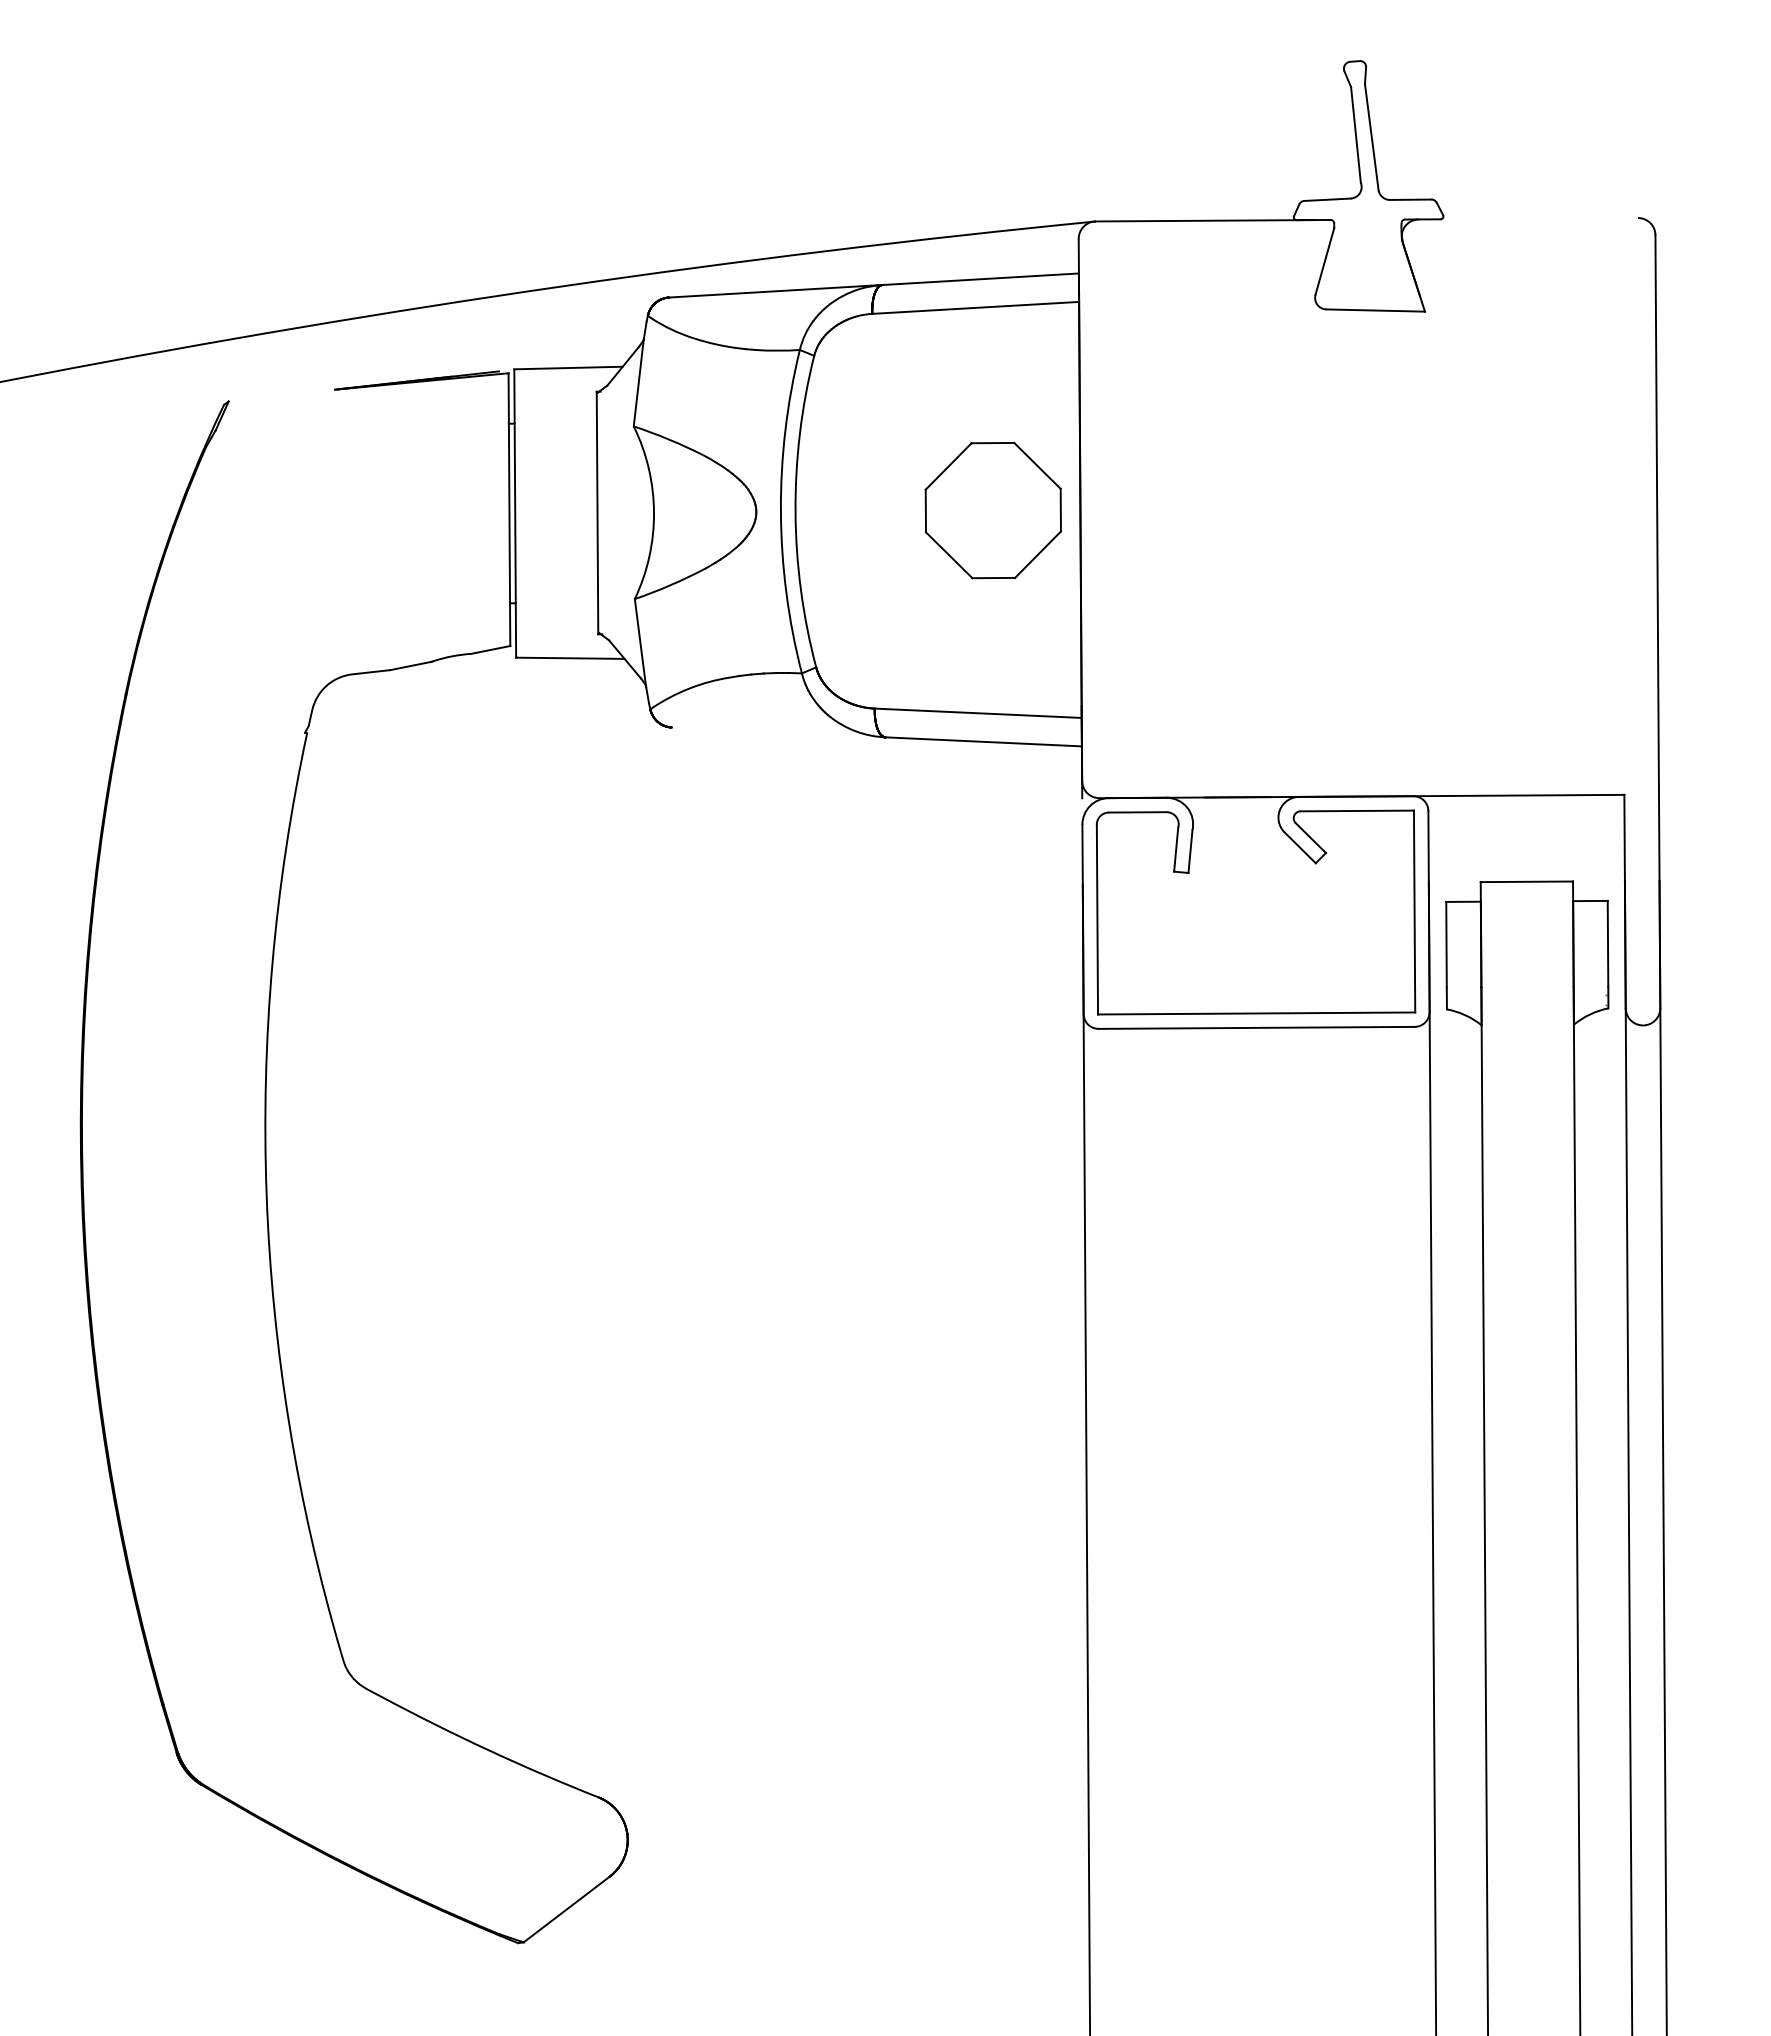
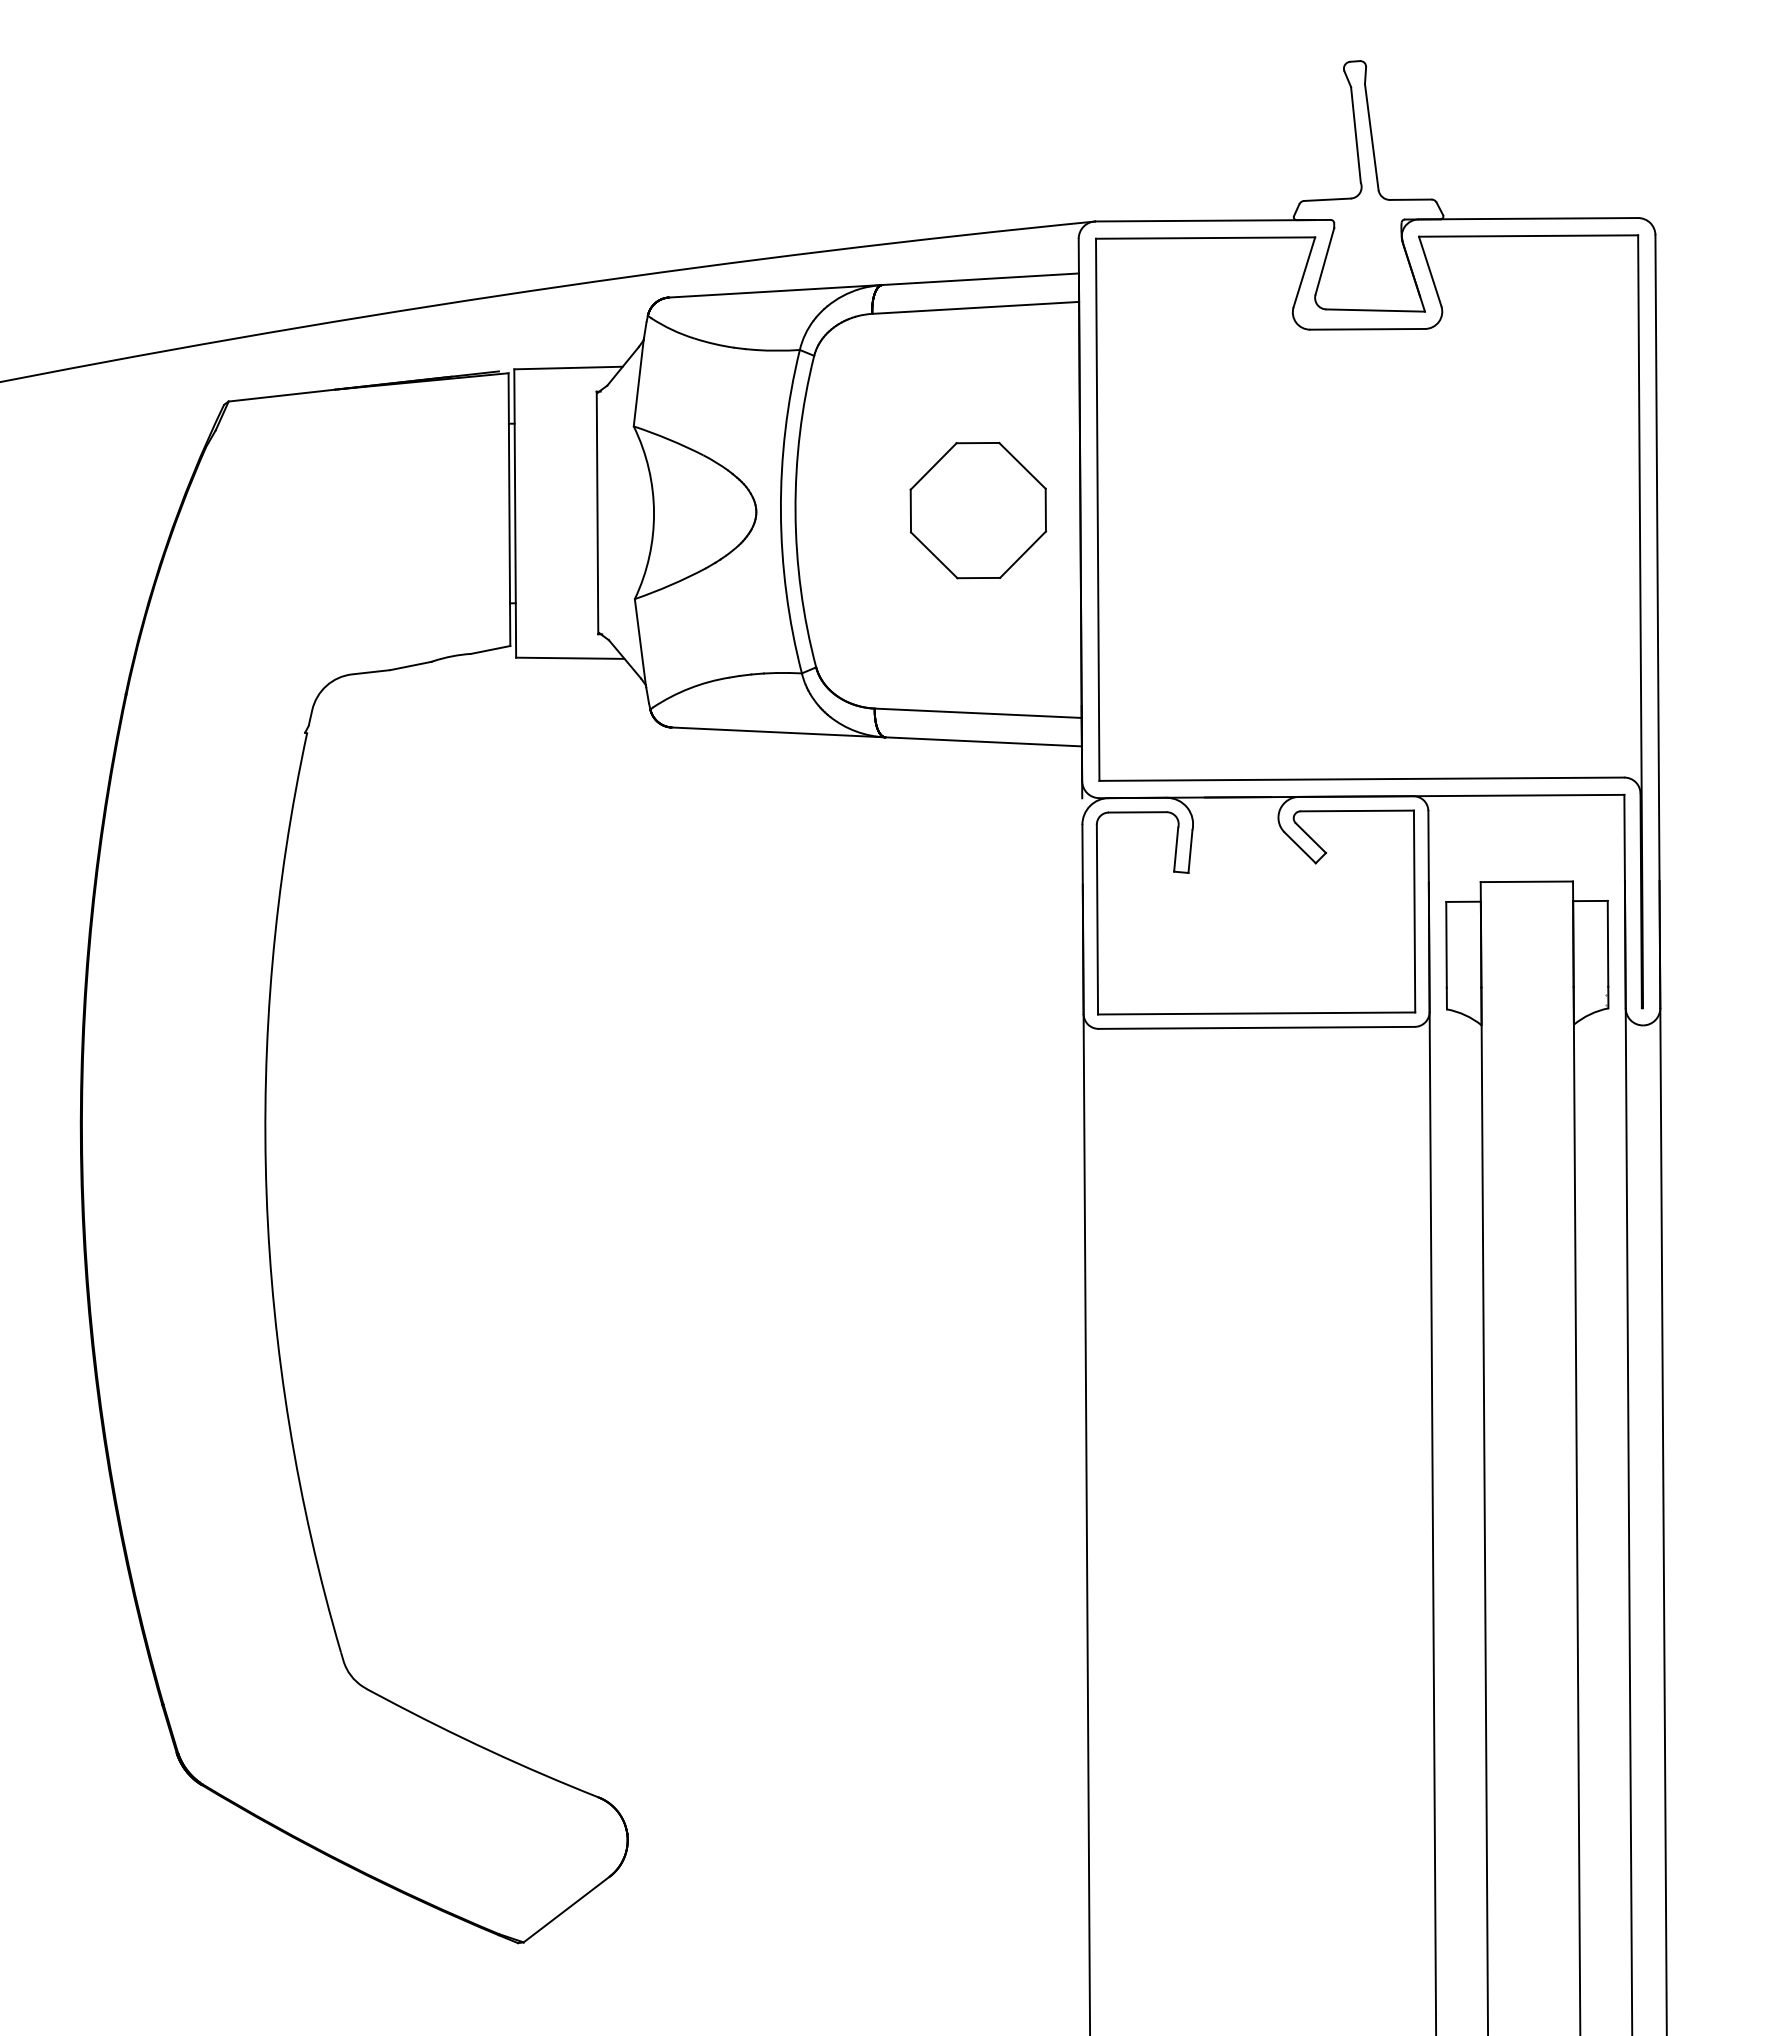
line: none -> present (1528, 218)
line: none -> present (281, 395)
part position: (992, 510) -> (977, 510) (977, 510)
part: none -> present (1369, 621)
line: none -> present (778, 732)
